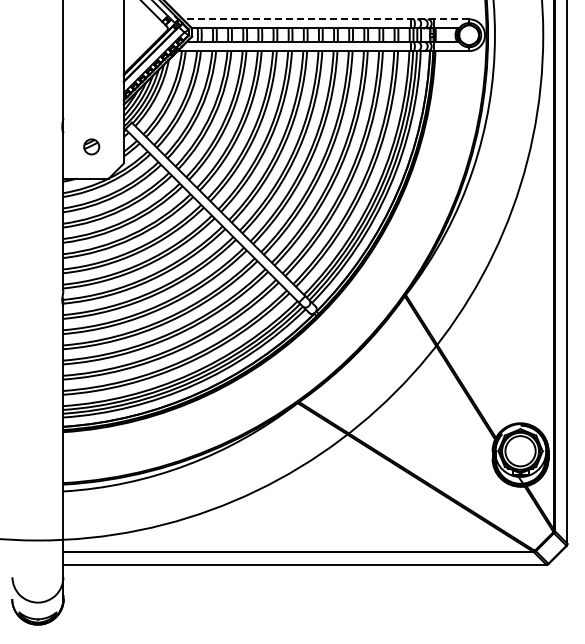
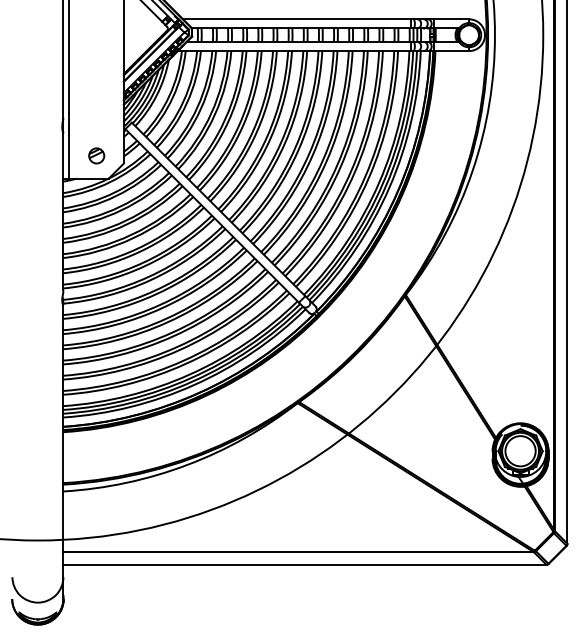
line: dashed -> solid (325, 19)
line: none -> present (68, 90)
part position: (91, 146) -> (96, 155) (96, 155)
